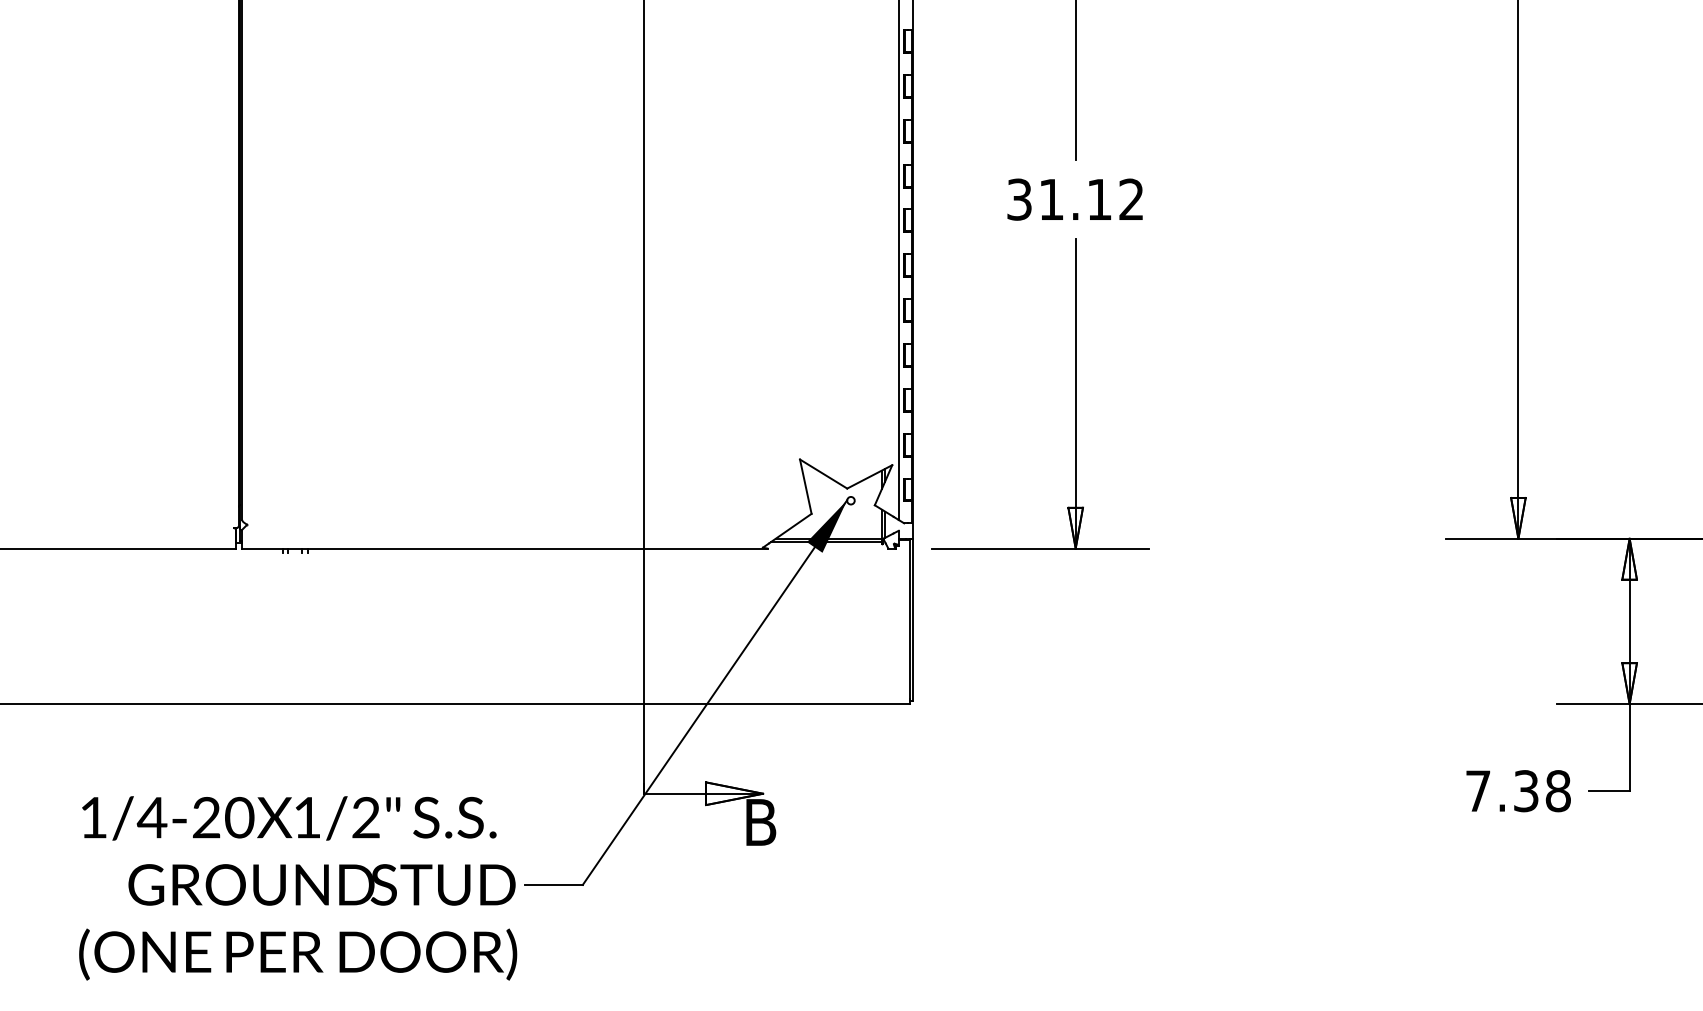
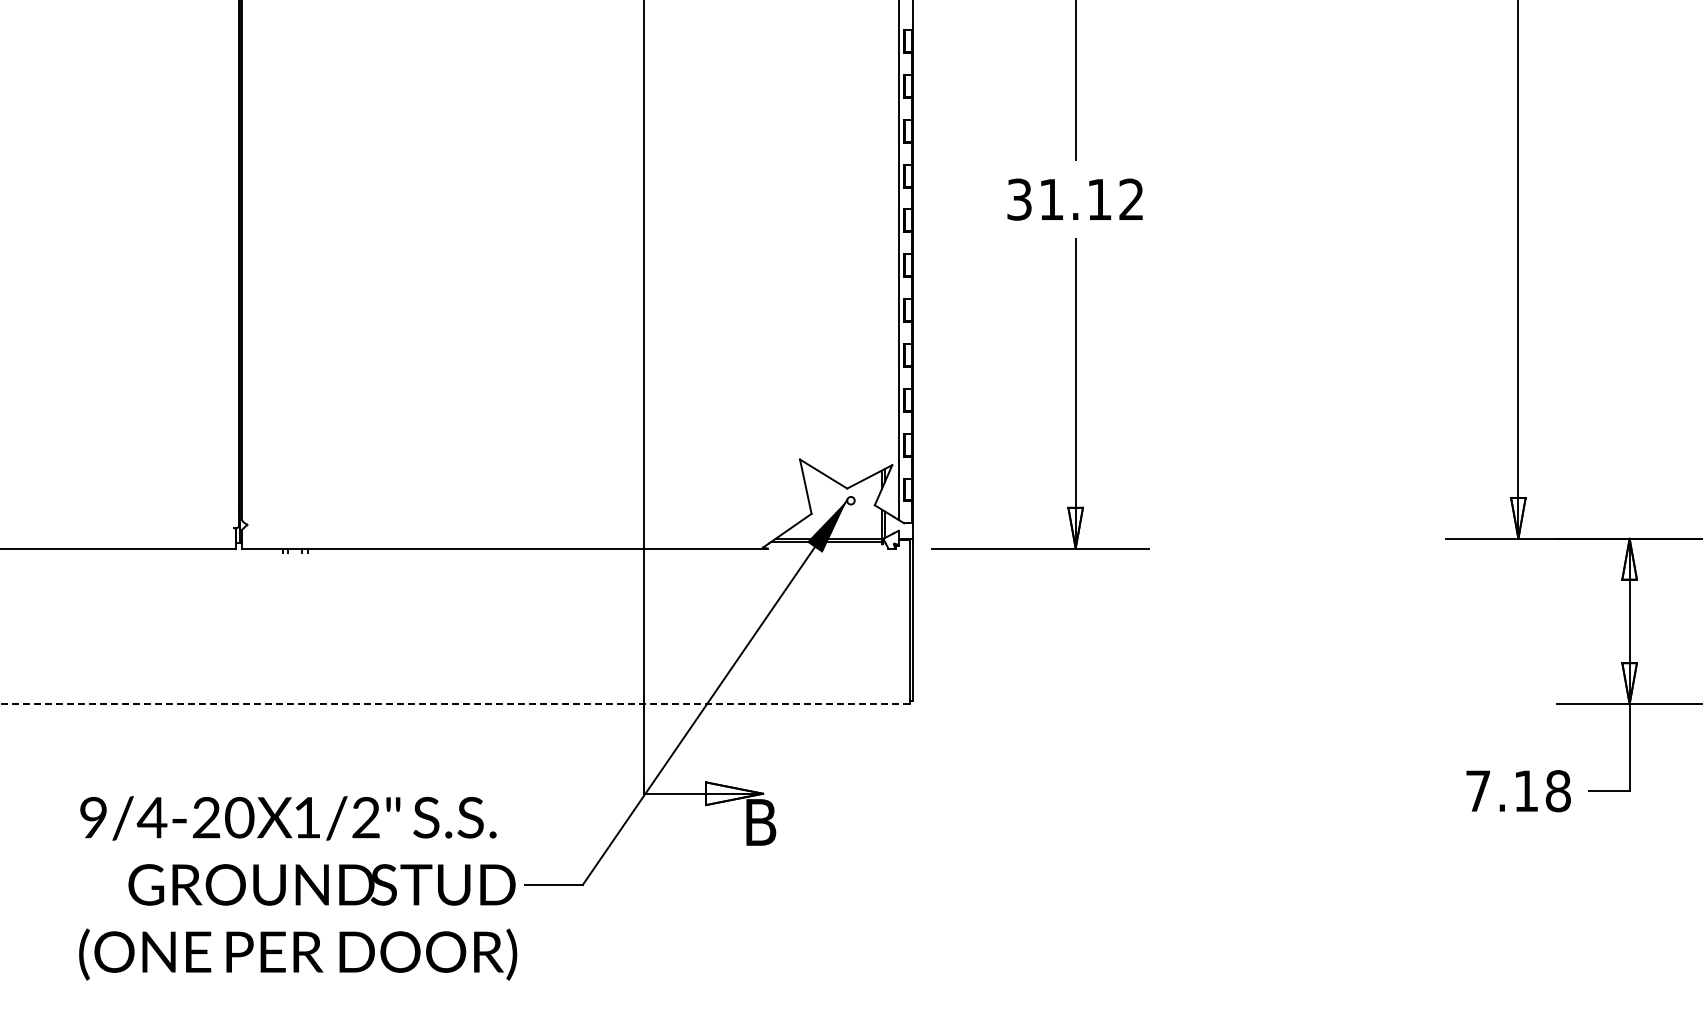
line: solid -> dashed (454, 704)
text: 7.38 -> 7.18 (1526, 791)
text: 1/4-20X -> 9/4-20X (93, 817)
